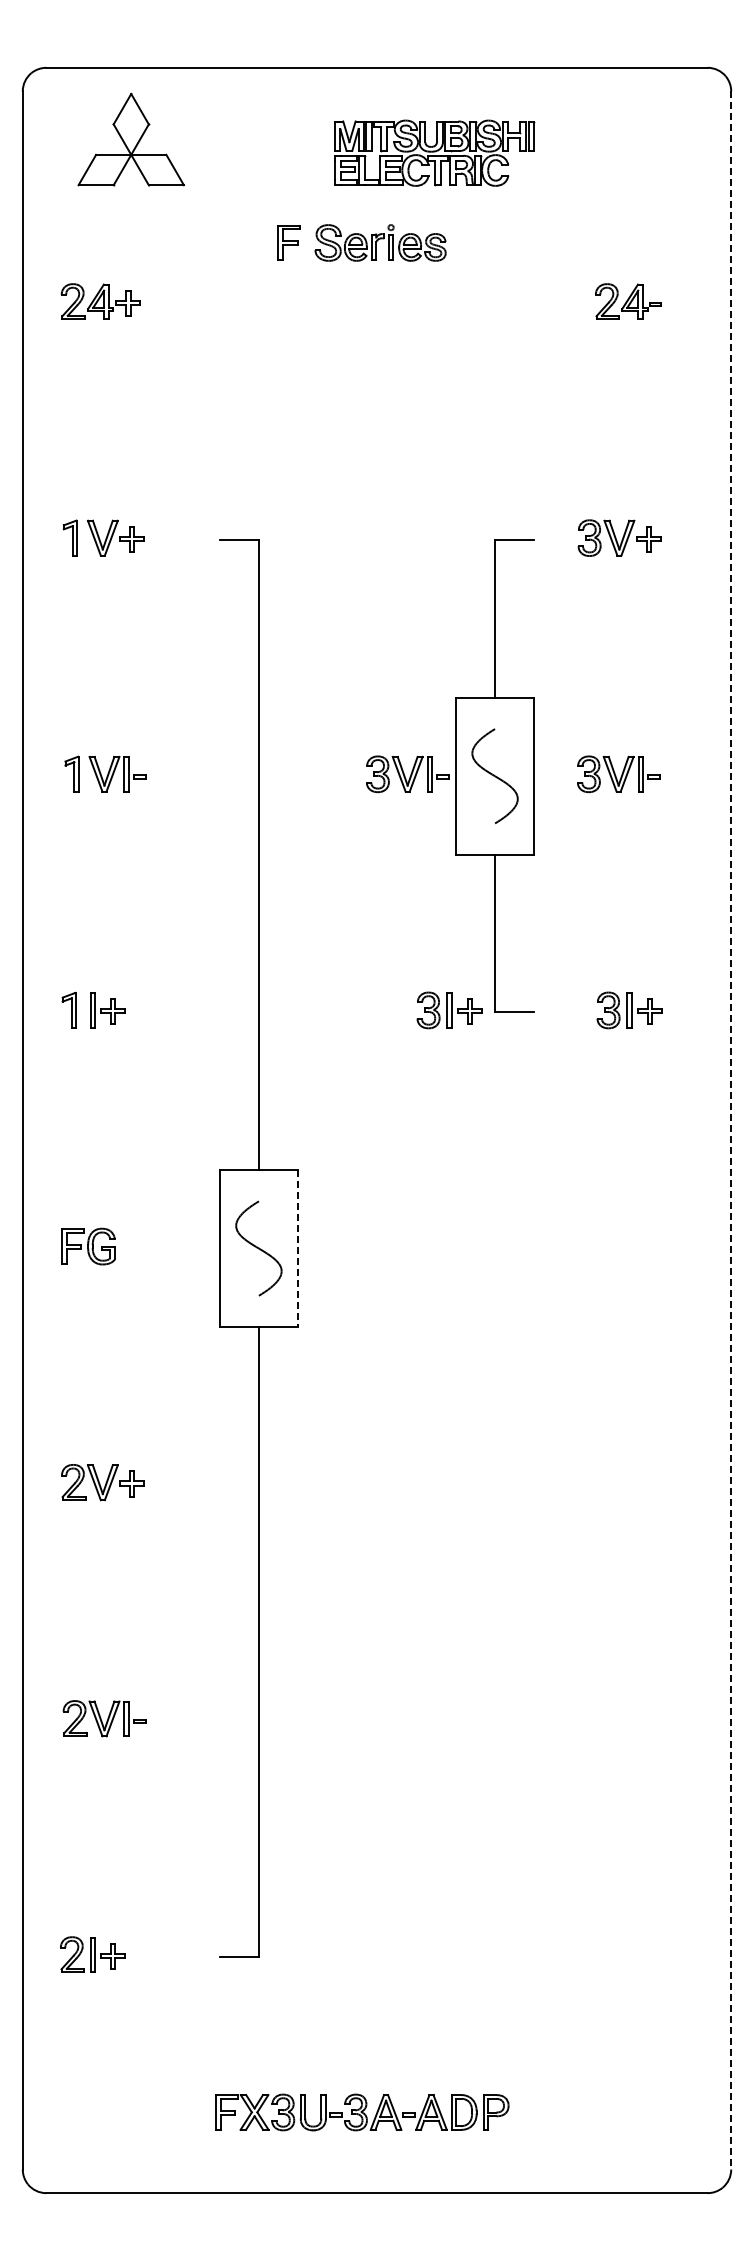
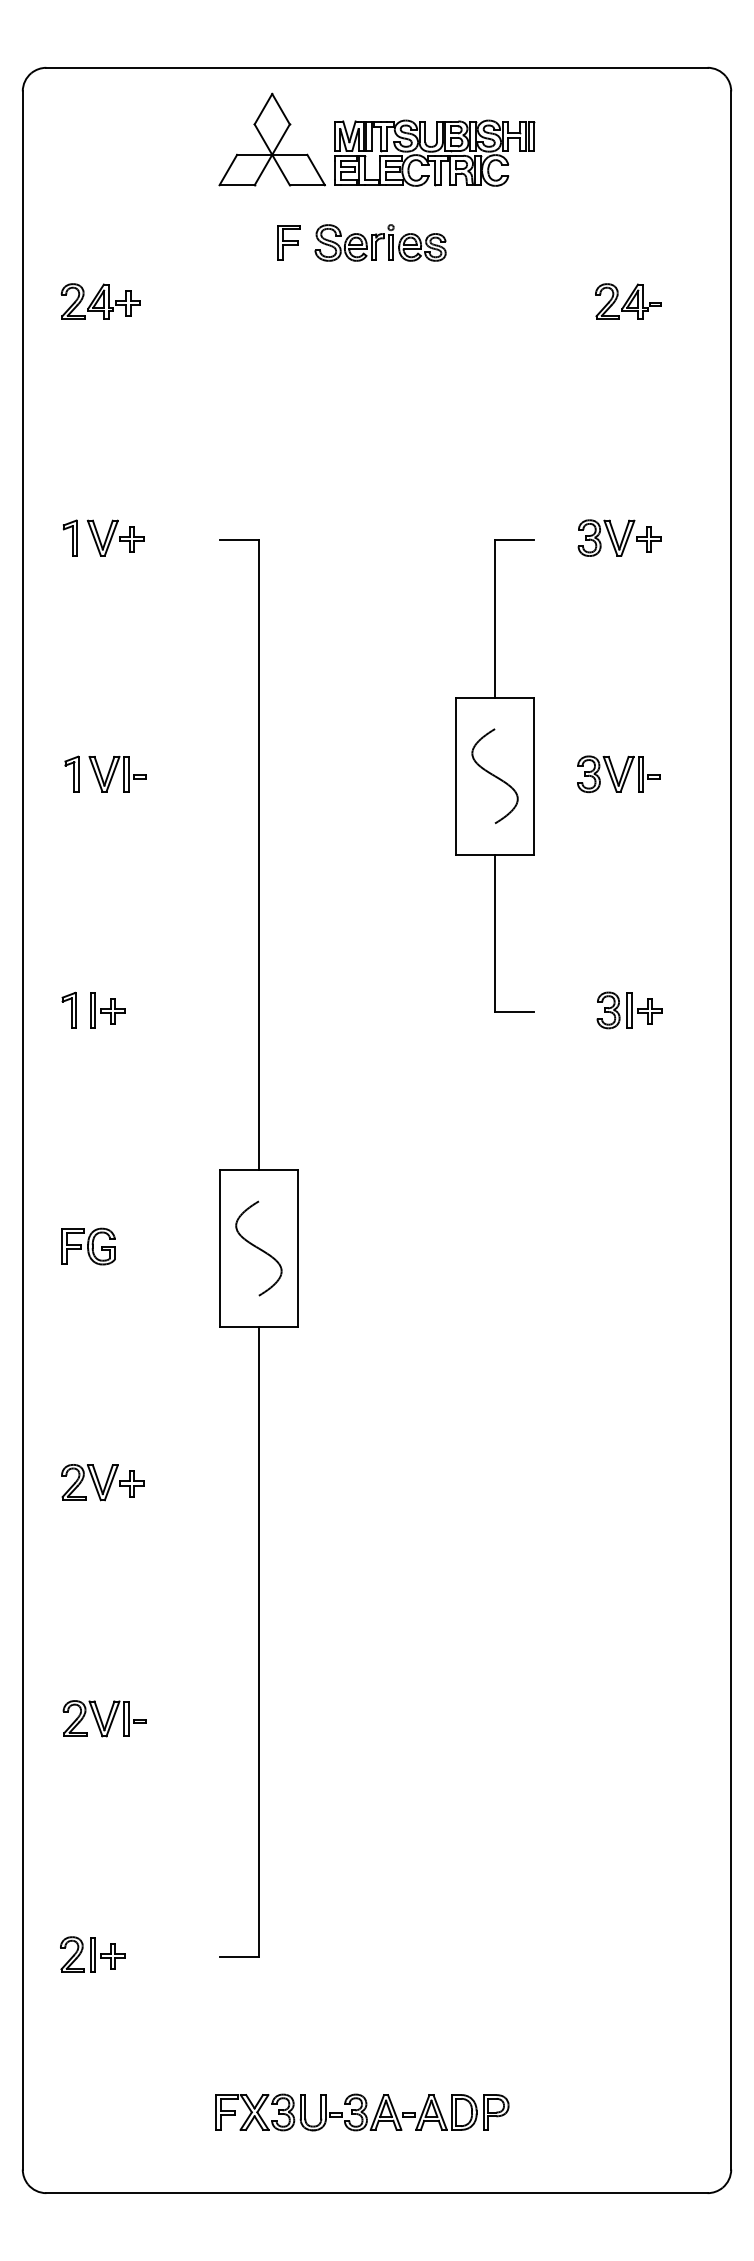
part position: (130, 139) -> (271, 139) (271, 139)
part: present -> none (407, 774)
part: present -> none (449, 1010)
line: dashed -> solid (731, 1130)
line: dashed -> solid (298, 1248)
